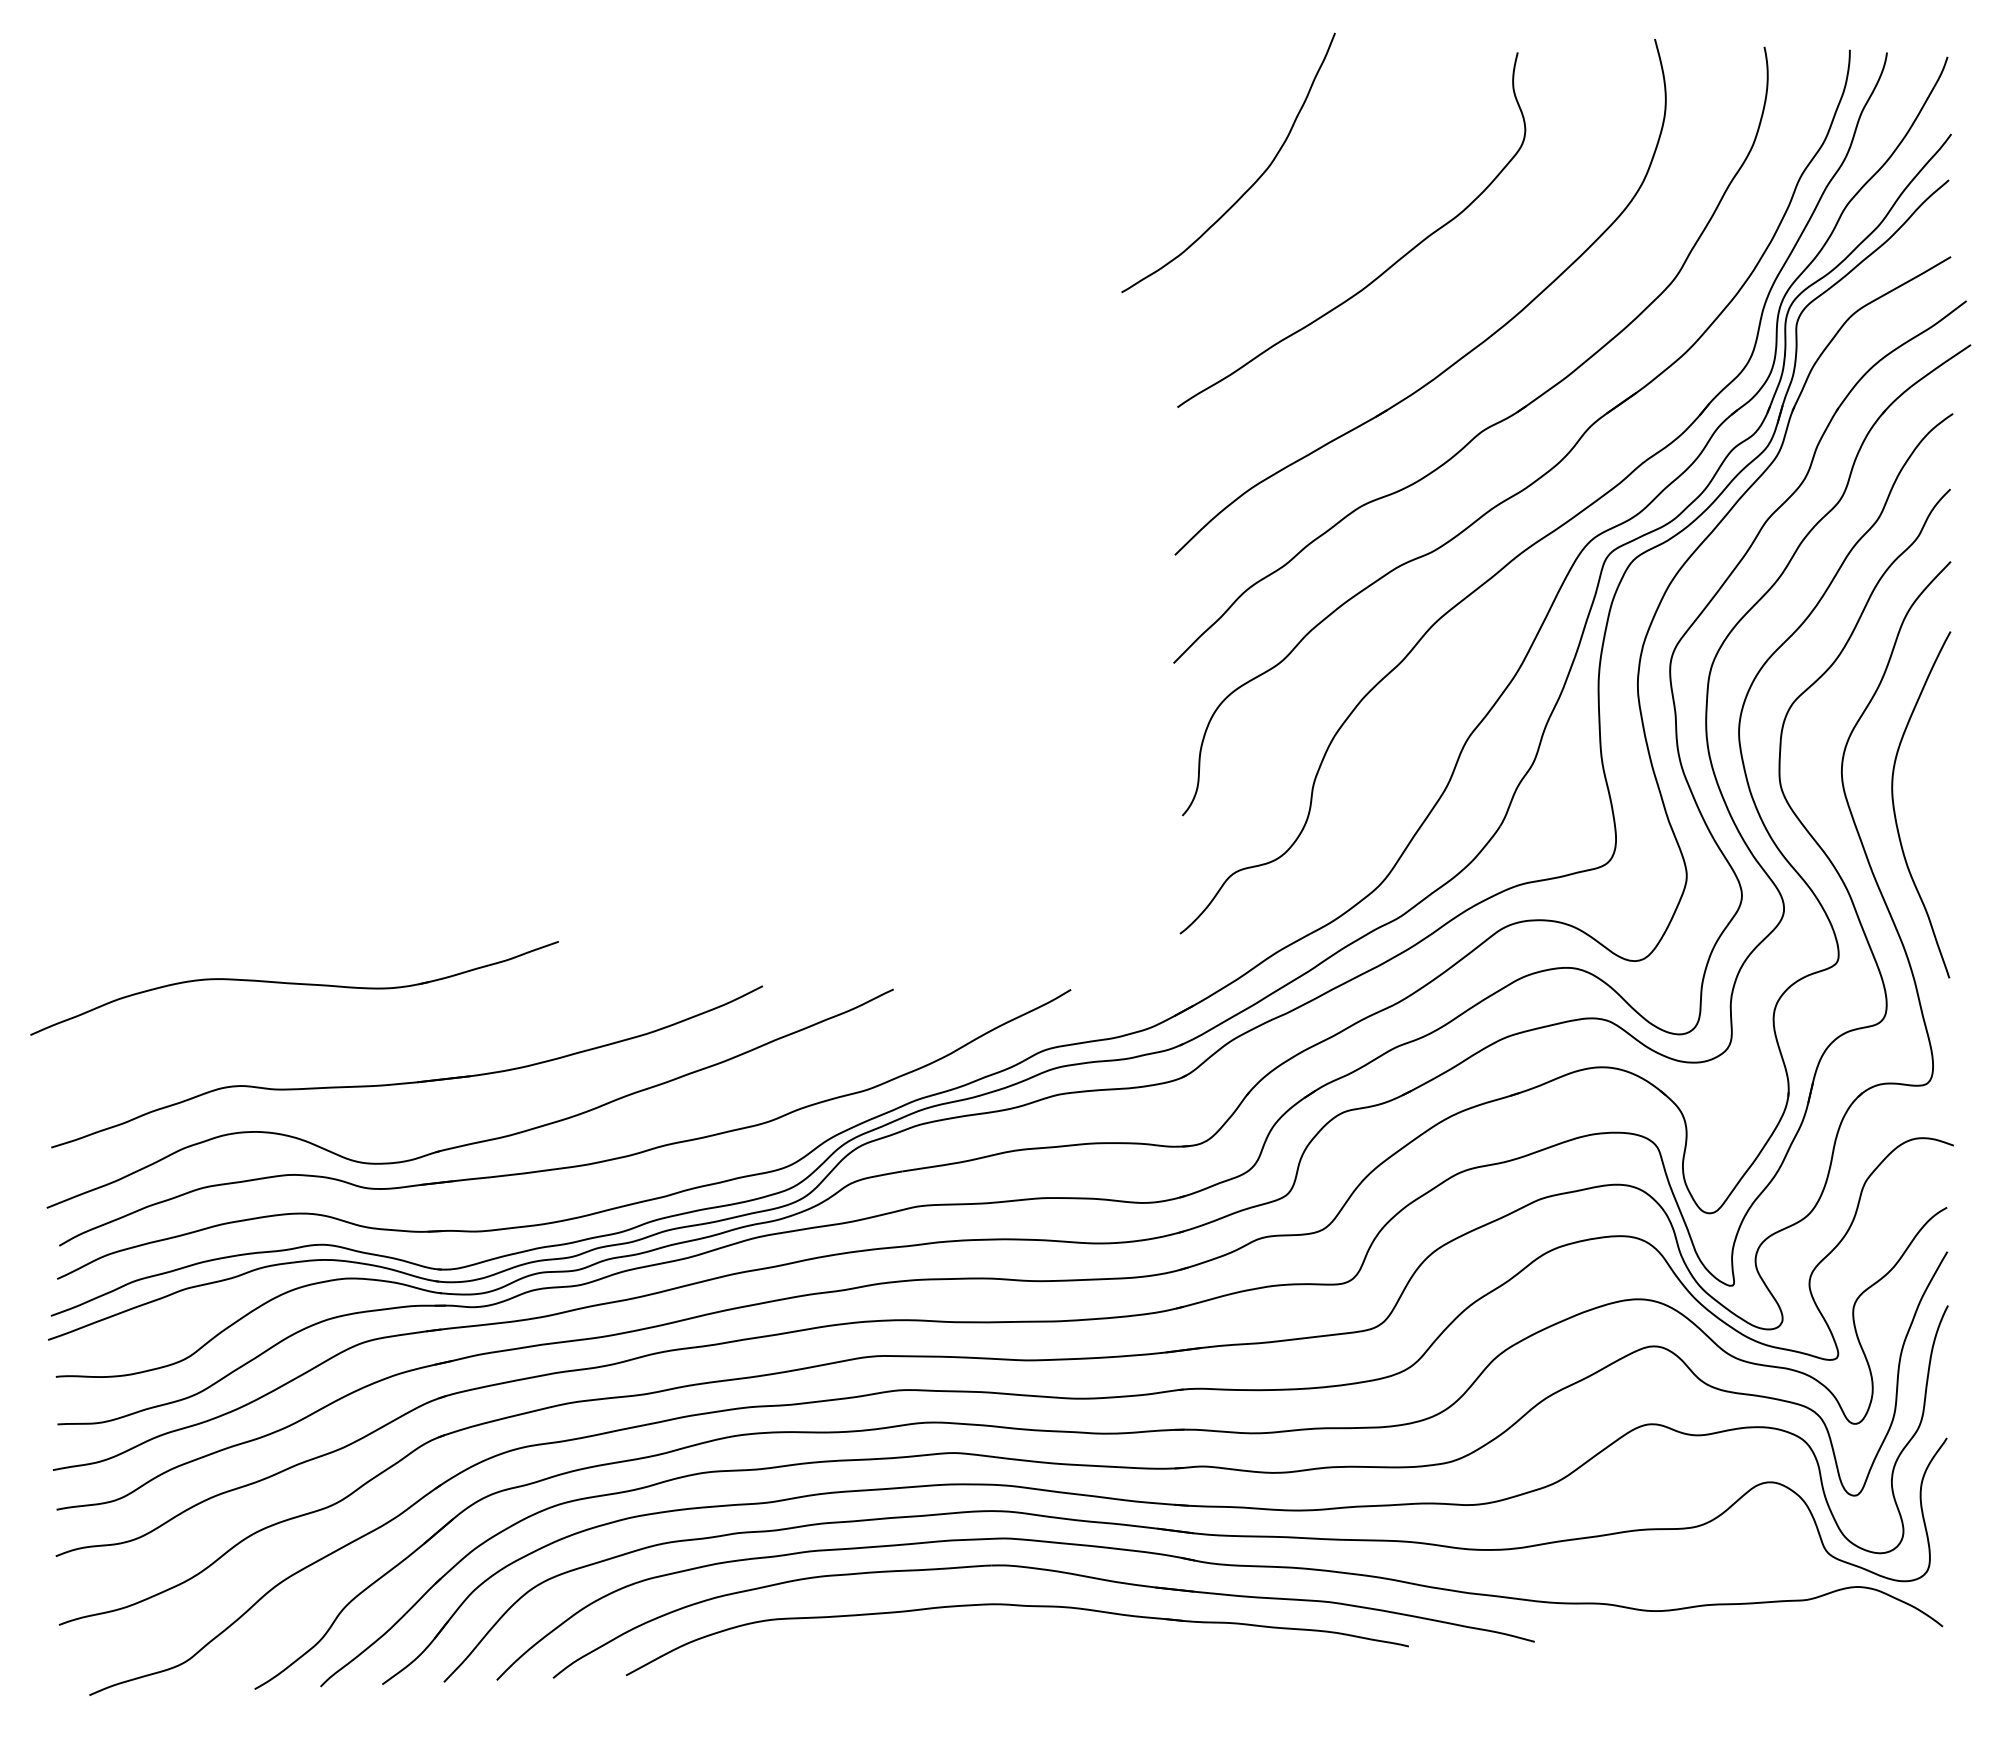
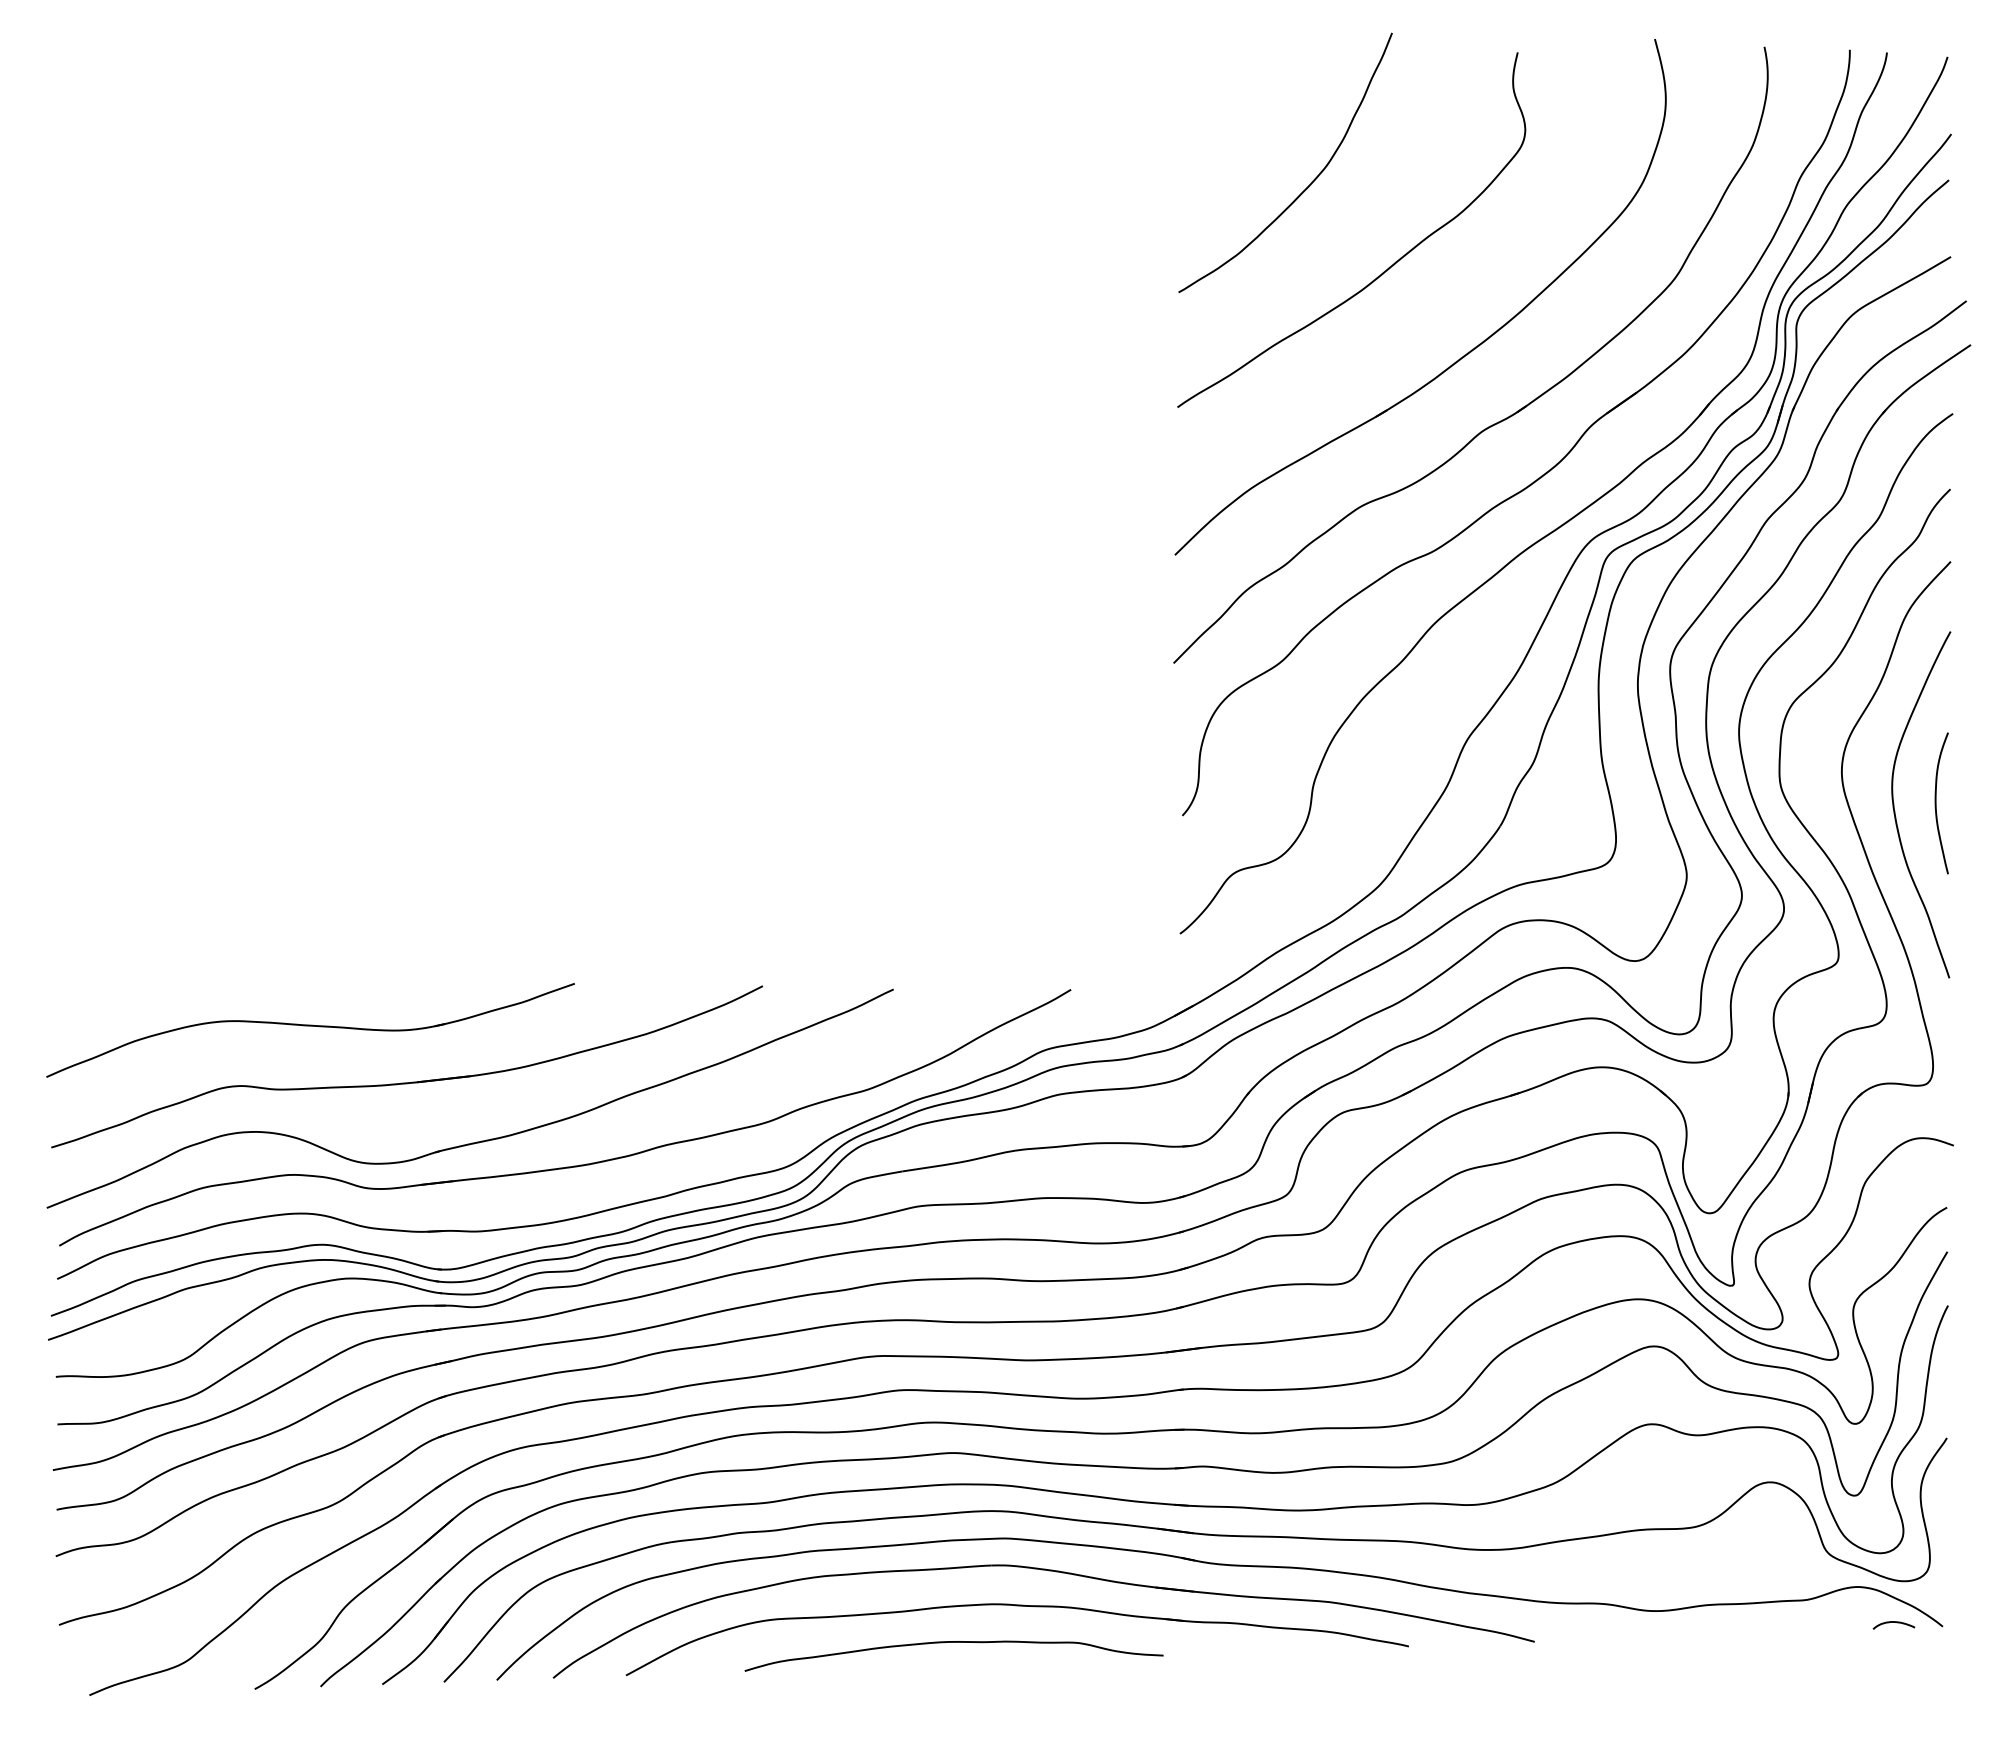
curve position: (1255, 180) -> (1312, 180) (1312, 180)
curve: none -> present (1936, 803)
part position: (294, 988) -> (310, 1030) (310, 1030)
curve: none -> present (1893, 1622)
curve: none -> present (953, 1642)
